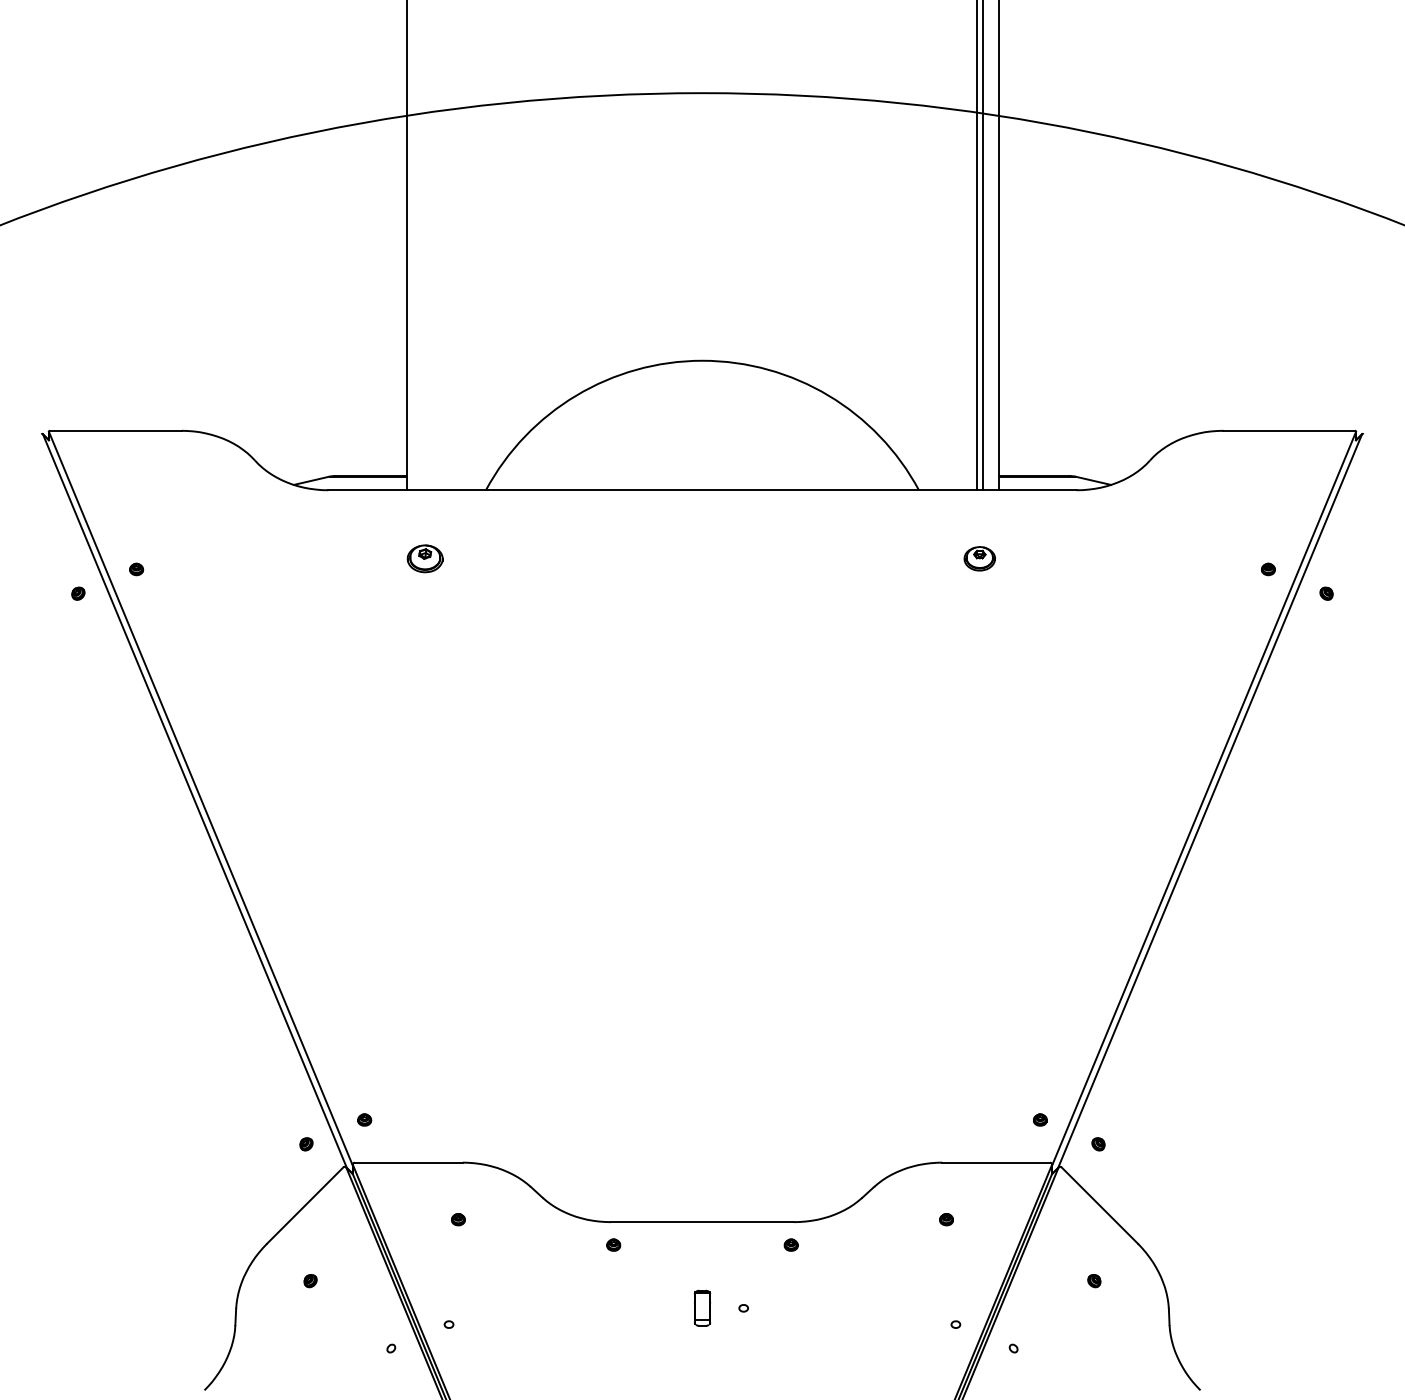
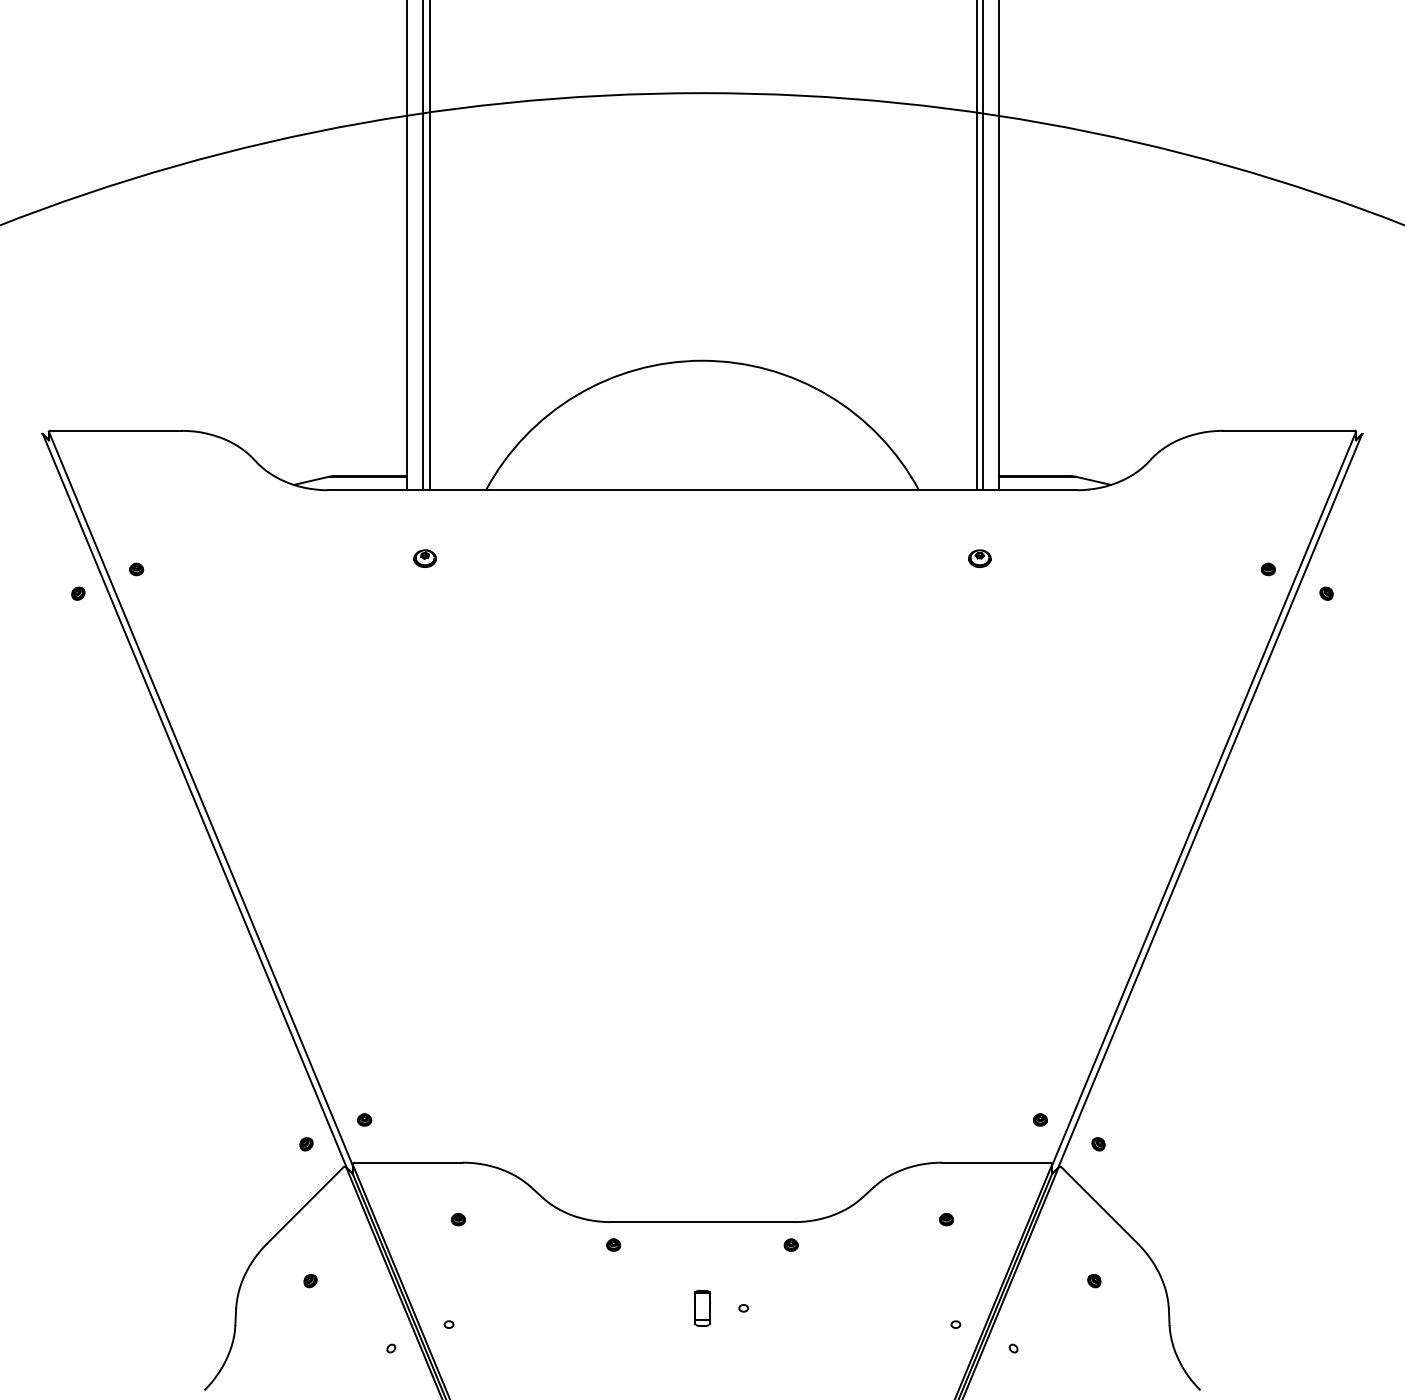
line: none -> present (423, 246)
line: none -> present (429, 246)
part size: 38x30 px -> 24x19 px (424, 558)
part size: 33x26 px -> 24x19 px (979, 558)
